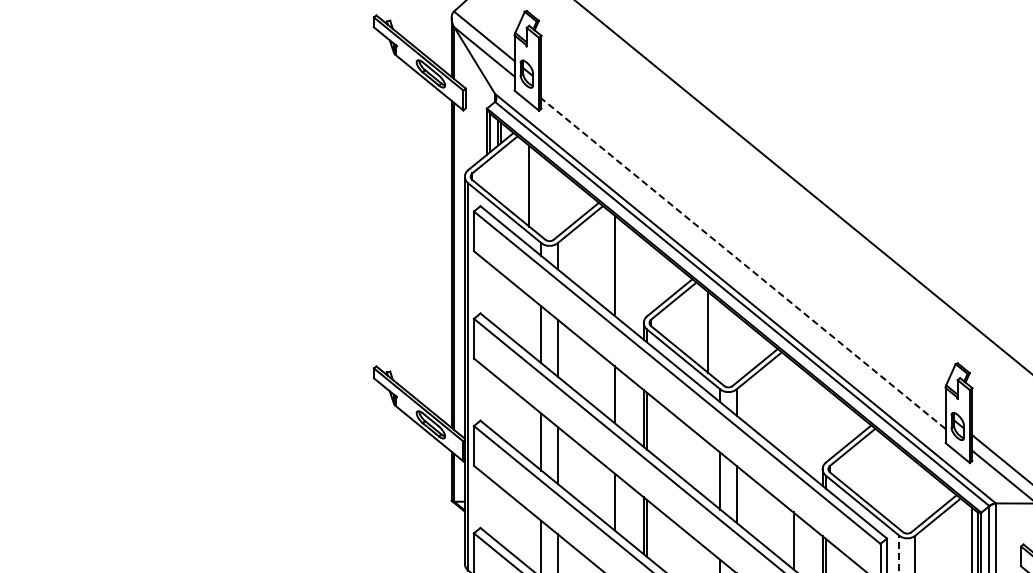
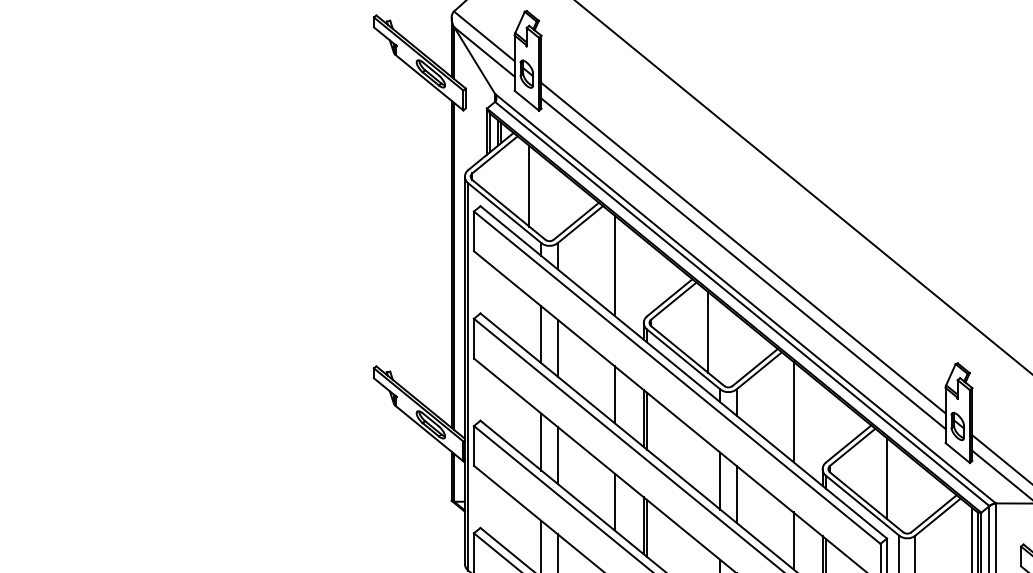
line: none -> present (743, 248)
line: dashed -> solid (743, 263)
line: none -> present (793, 411)
line: none -> present (887, 478)
line: dashed -> solid (899, 553)
